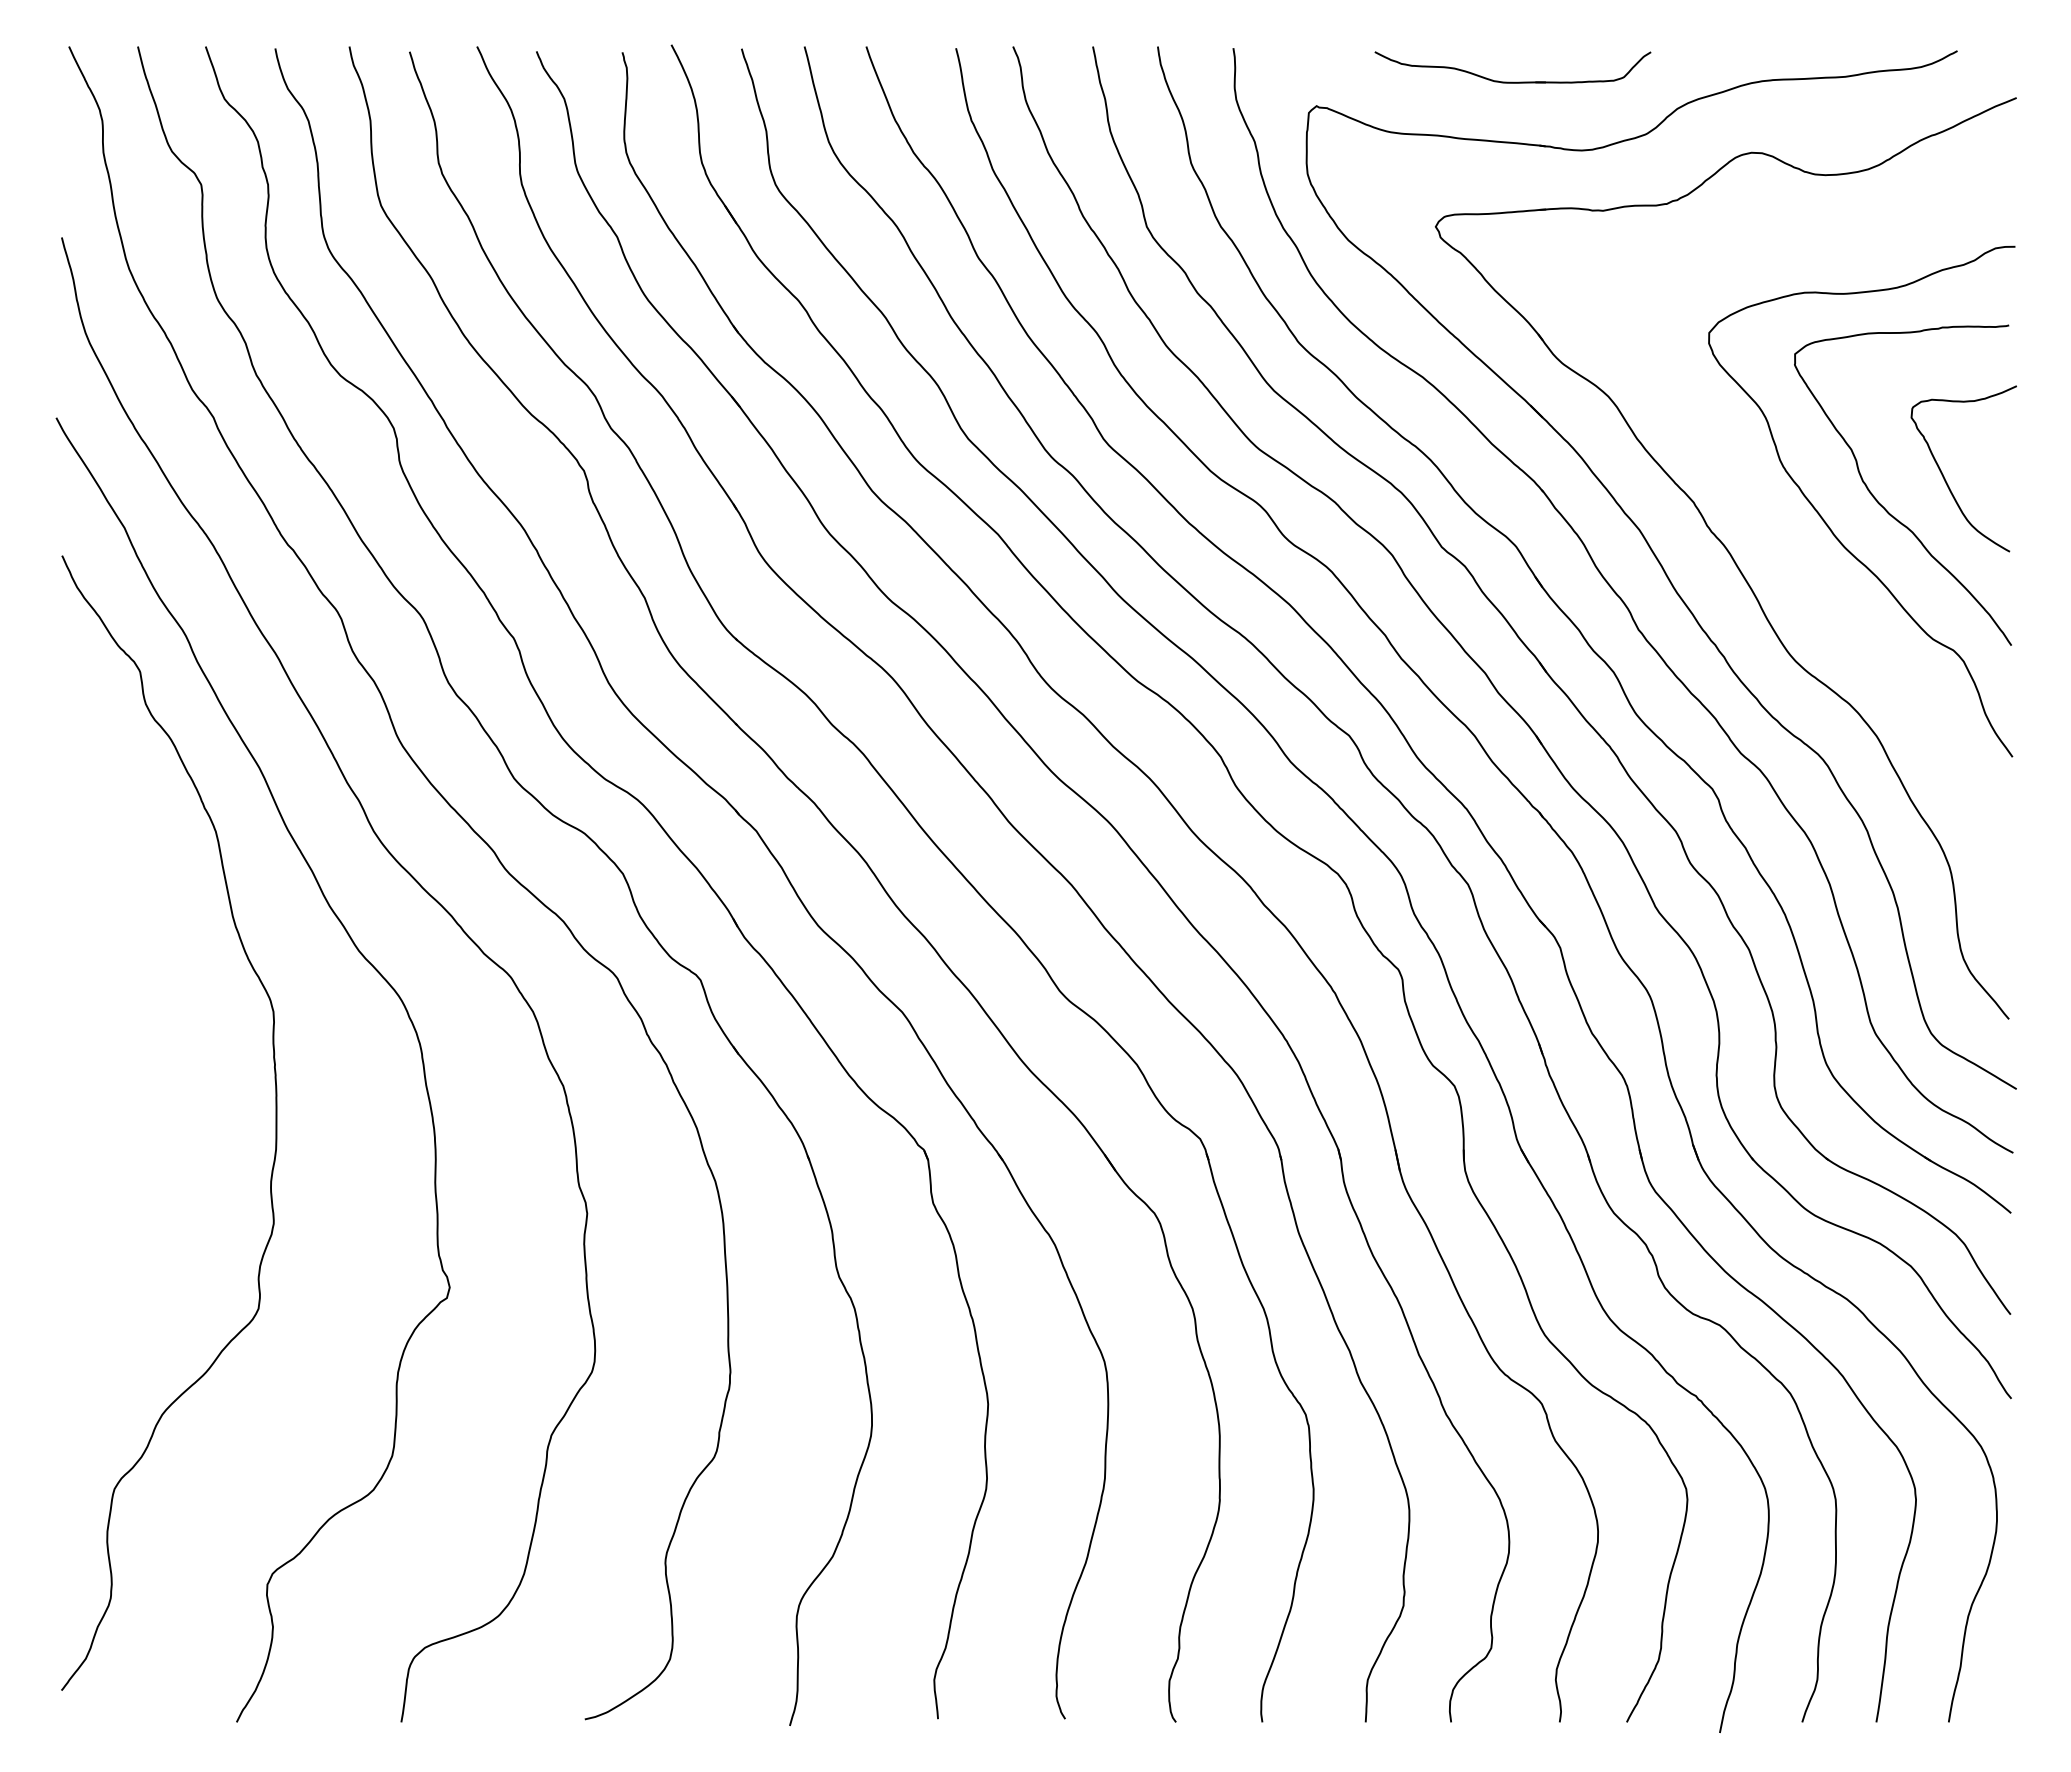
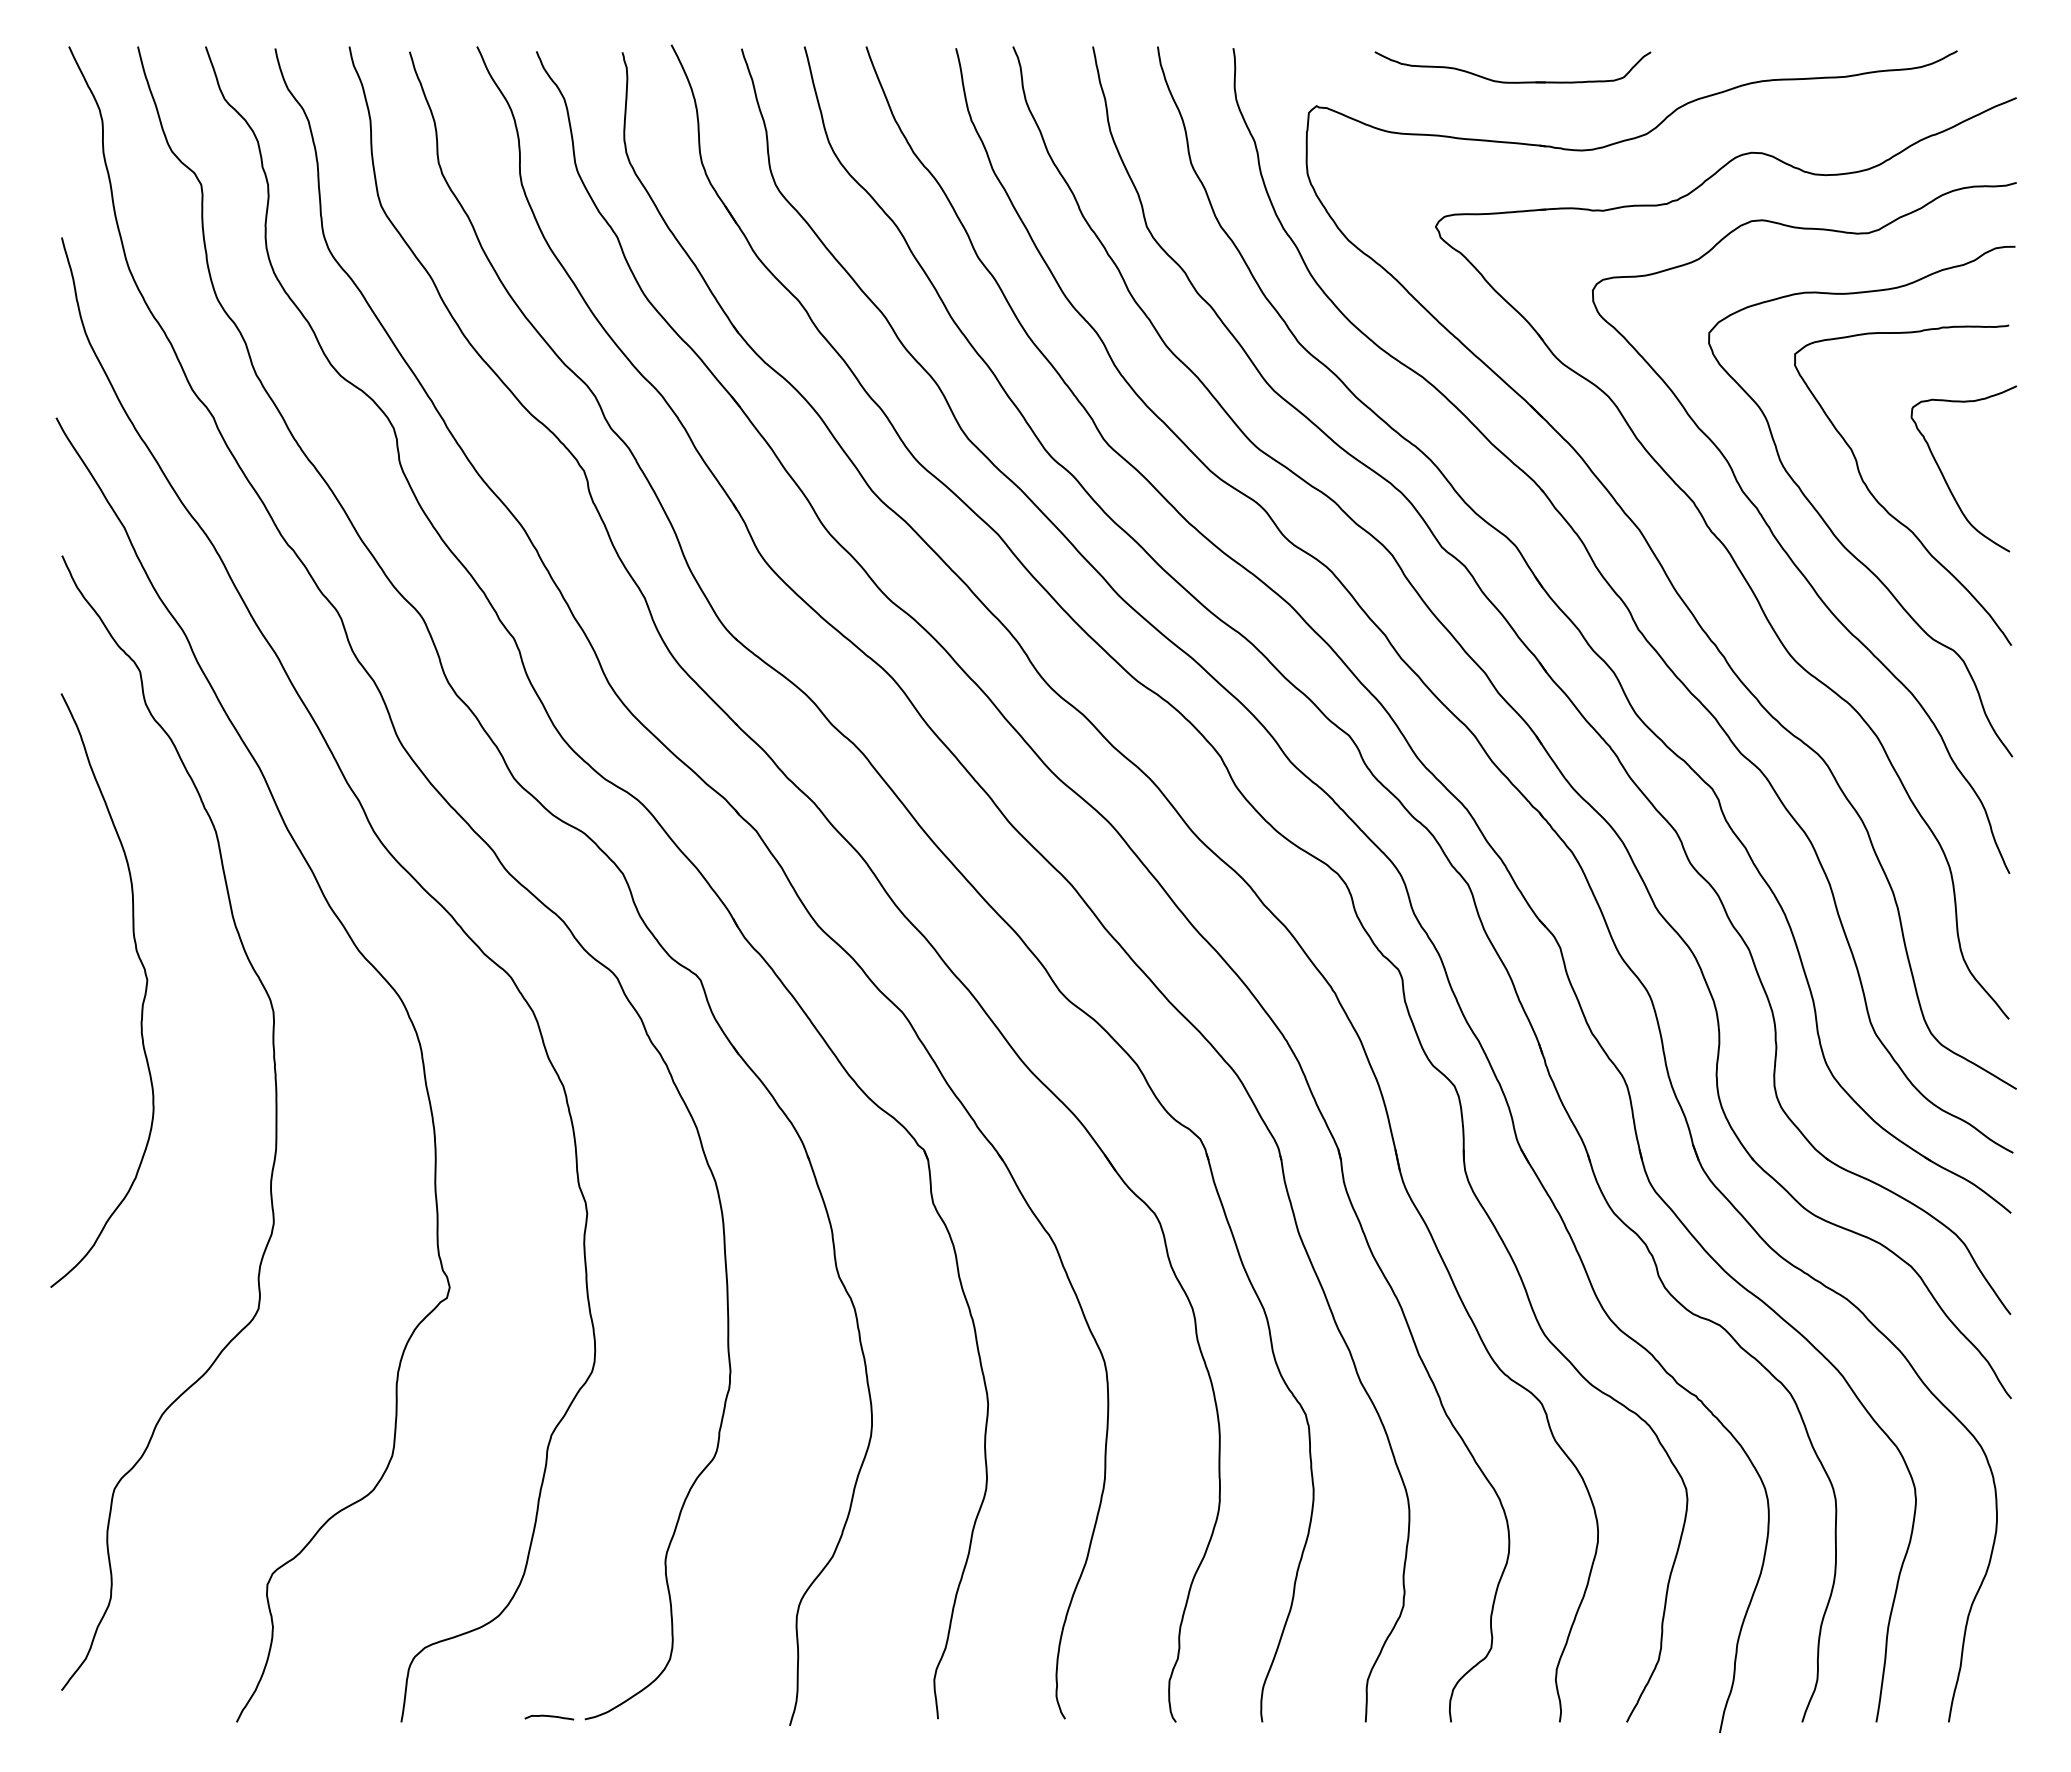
curve: none -> present (1781, 544)
curve: none -> present (142, 1001)
curve: none -> present (549, 1717)
